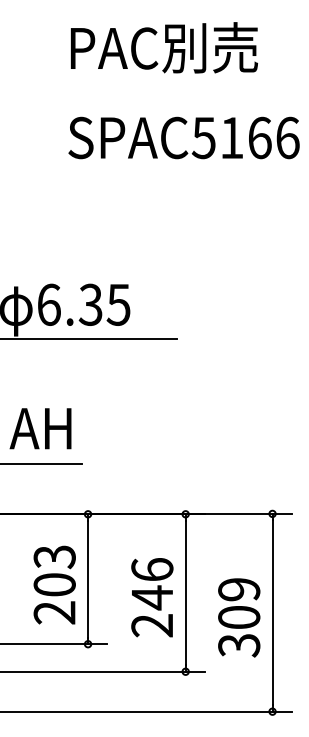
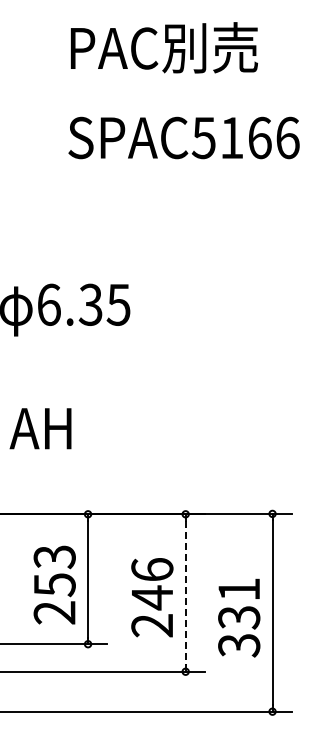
line: present -> none (89, 338)
line: present -> none (41, 463)
text: 203 -> 253 (54, 585)
line: solid -> dashed (185, 593)
text: 309 -> 331 (239, 603)
